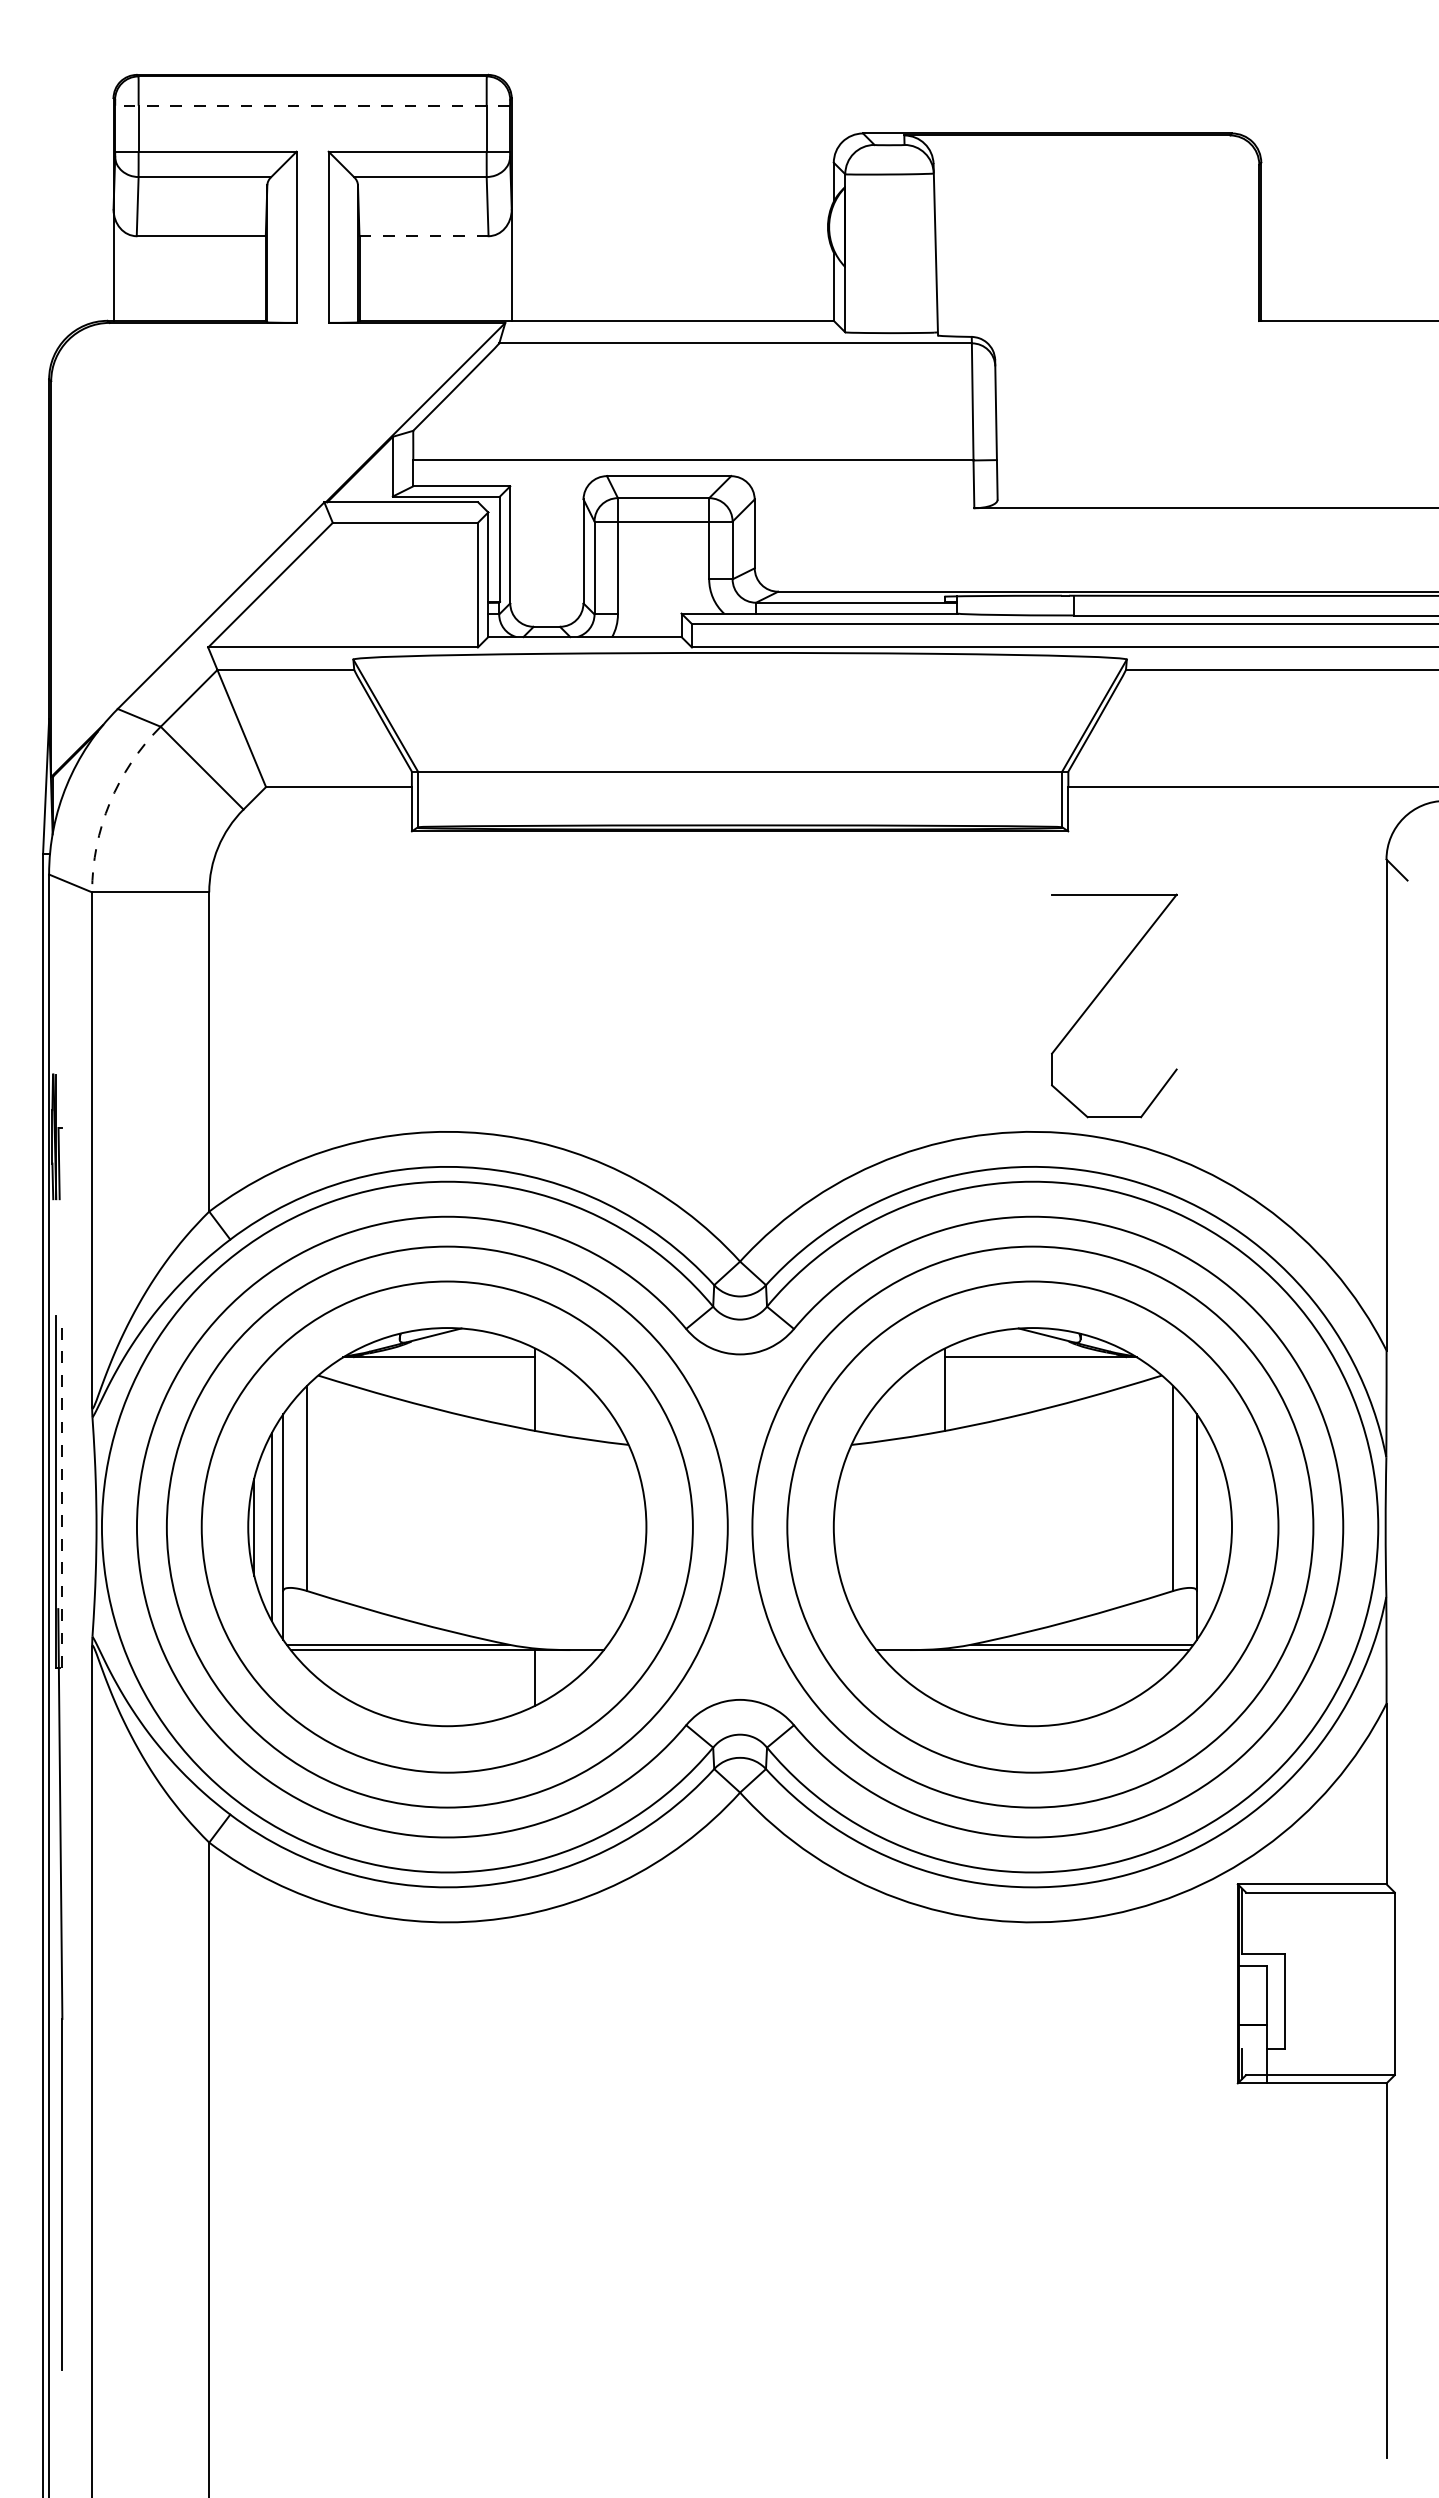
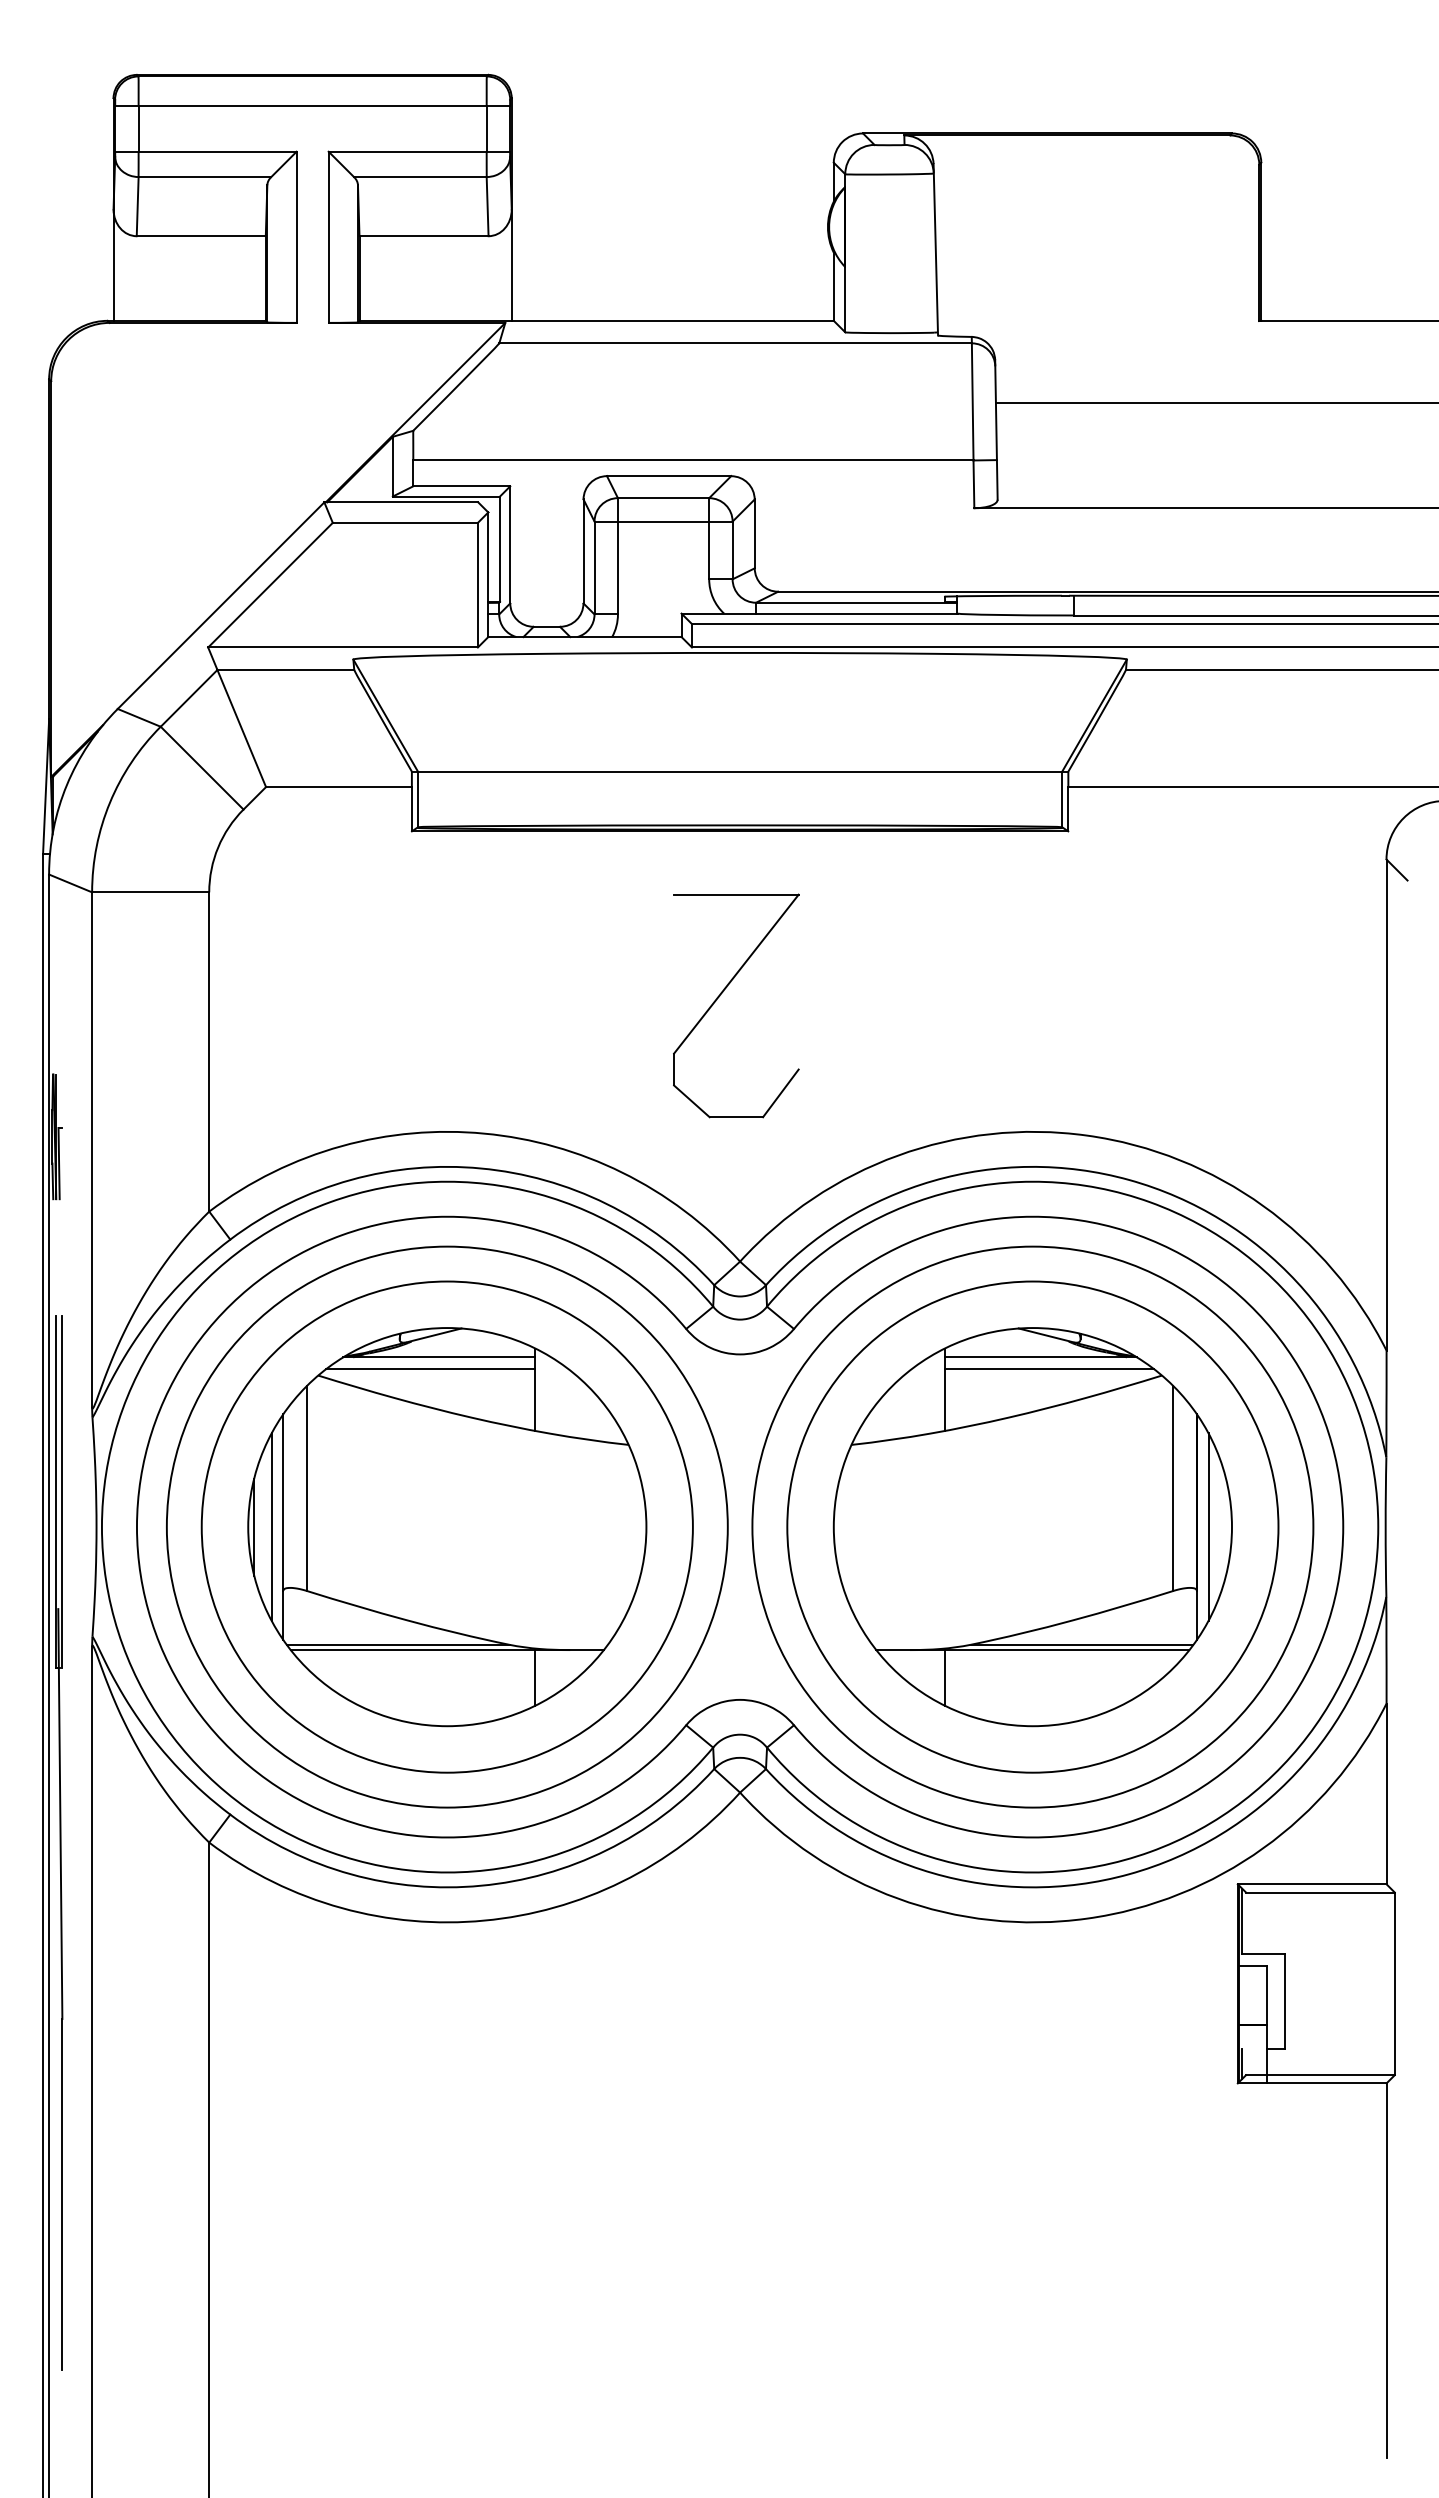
line: dashed -> solid (312, 105)
line: dashed -> solid (424, 236)
line: none -> present (1215, 402)
arc: dashed -> solid (109, 802)
part position: (1098, 996) -> (720, 996) (720, 996)
line: none -> present (430, 1369)
line: none -> present (1049, 1369)
line: dashed -> solid (62, 1491)
line: none -> present (1208, 1526)
line: none -> present (945, 1677)
